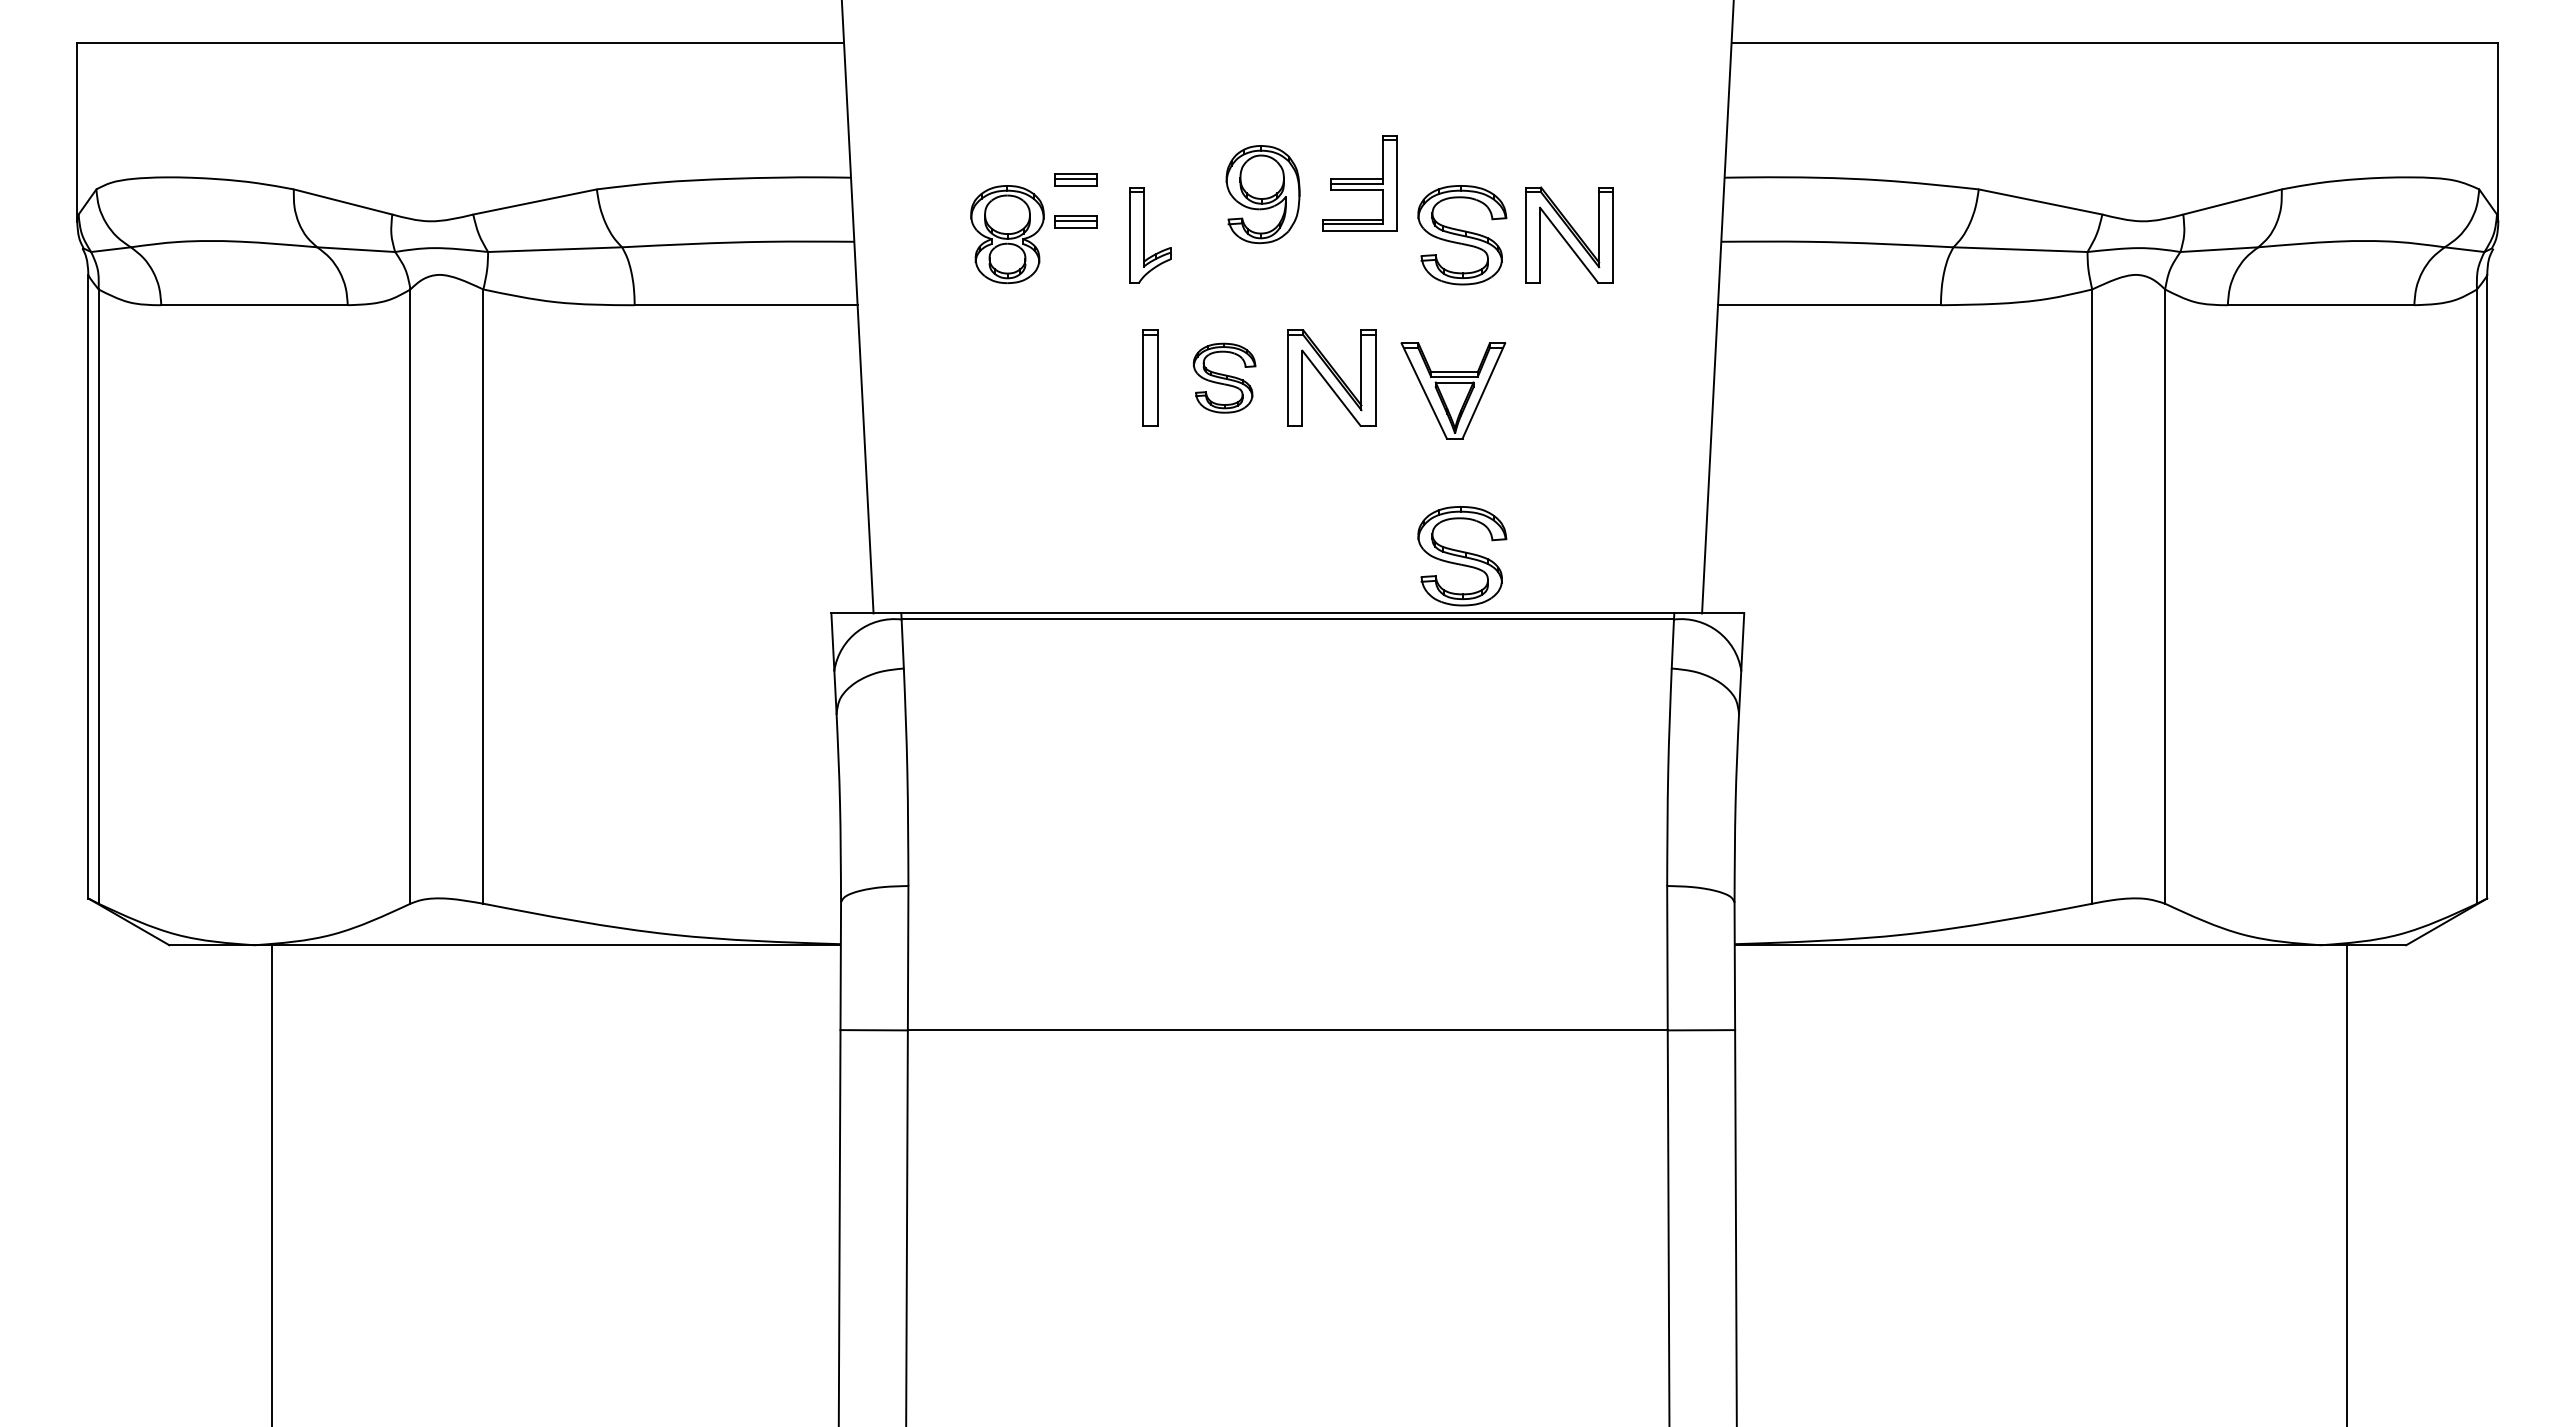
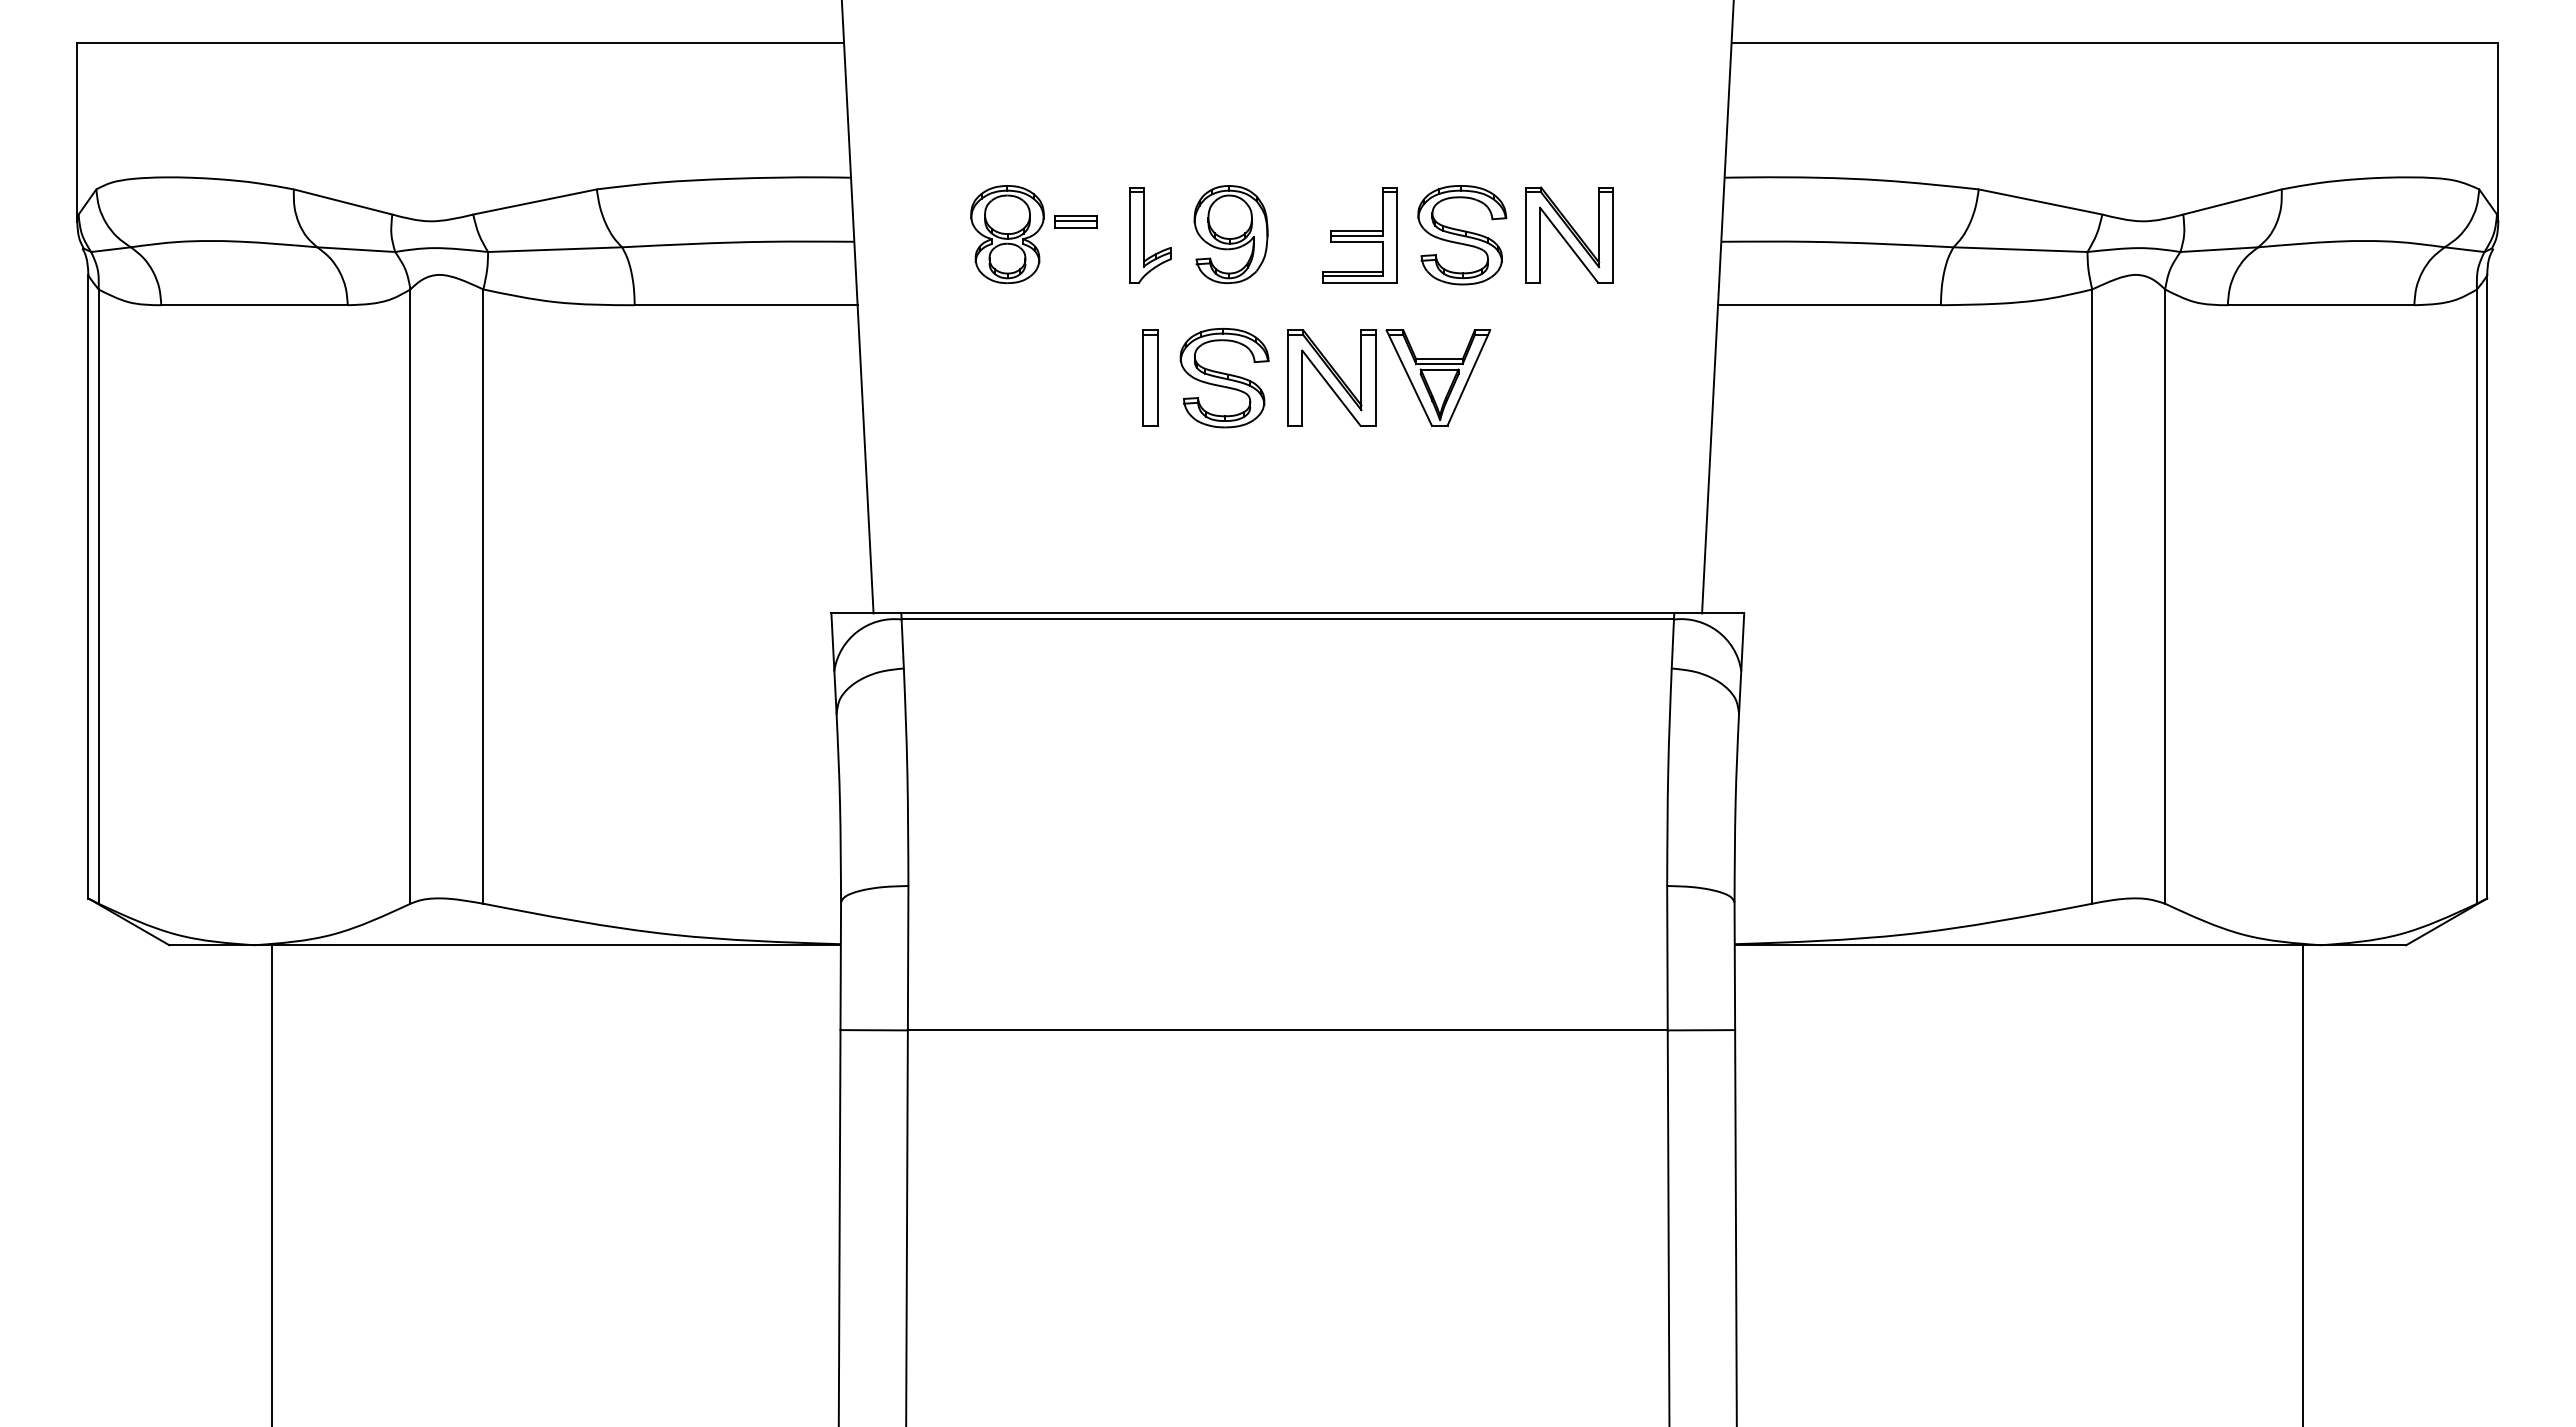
part: present -> none (1075, 179)
part position: (1359, 183) -> (1359, 235) (1359, 235)
part position: (1262, 194) -> (1230, 234) (1230, 234)
part size: 65x72 px -> 91x101 px (1224, 378)
part position: (1453, 390) -> (1438, 377) (1438, 377)
part: present -> none (1462, 556)
line position: (2347, 1184) -> (2303, 1184) (2303, 1184)
